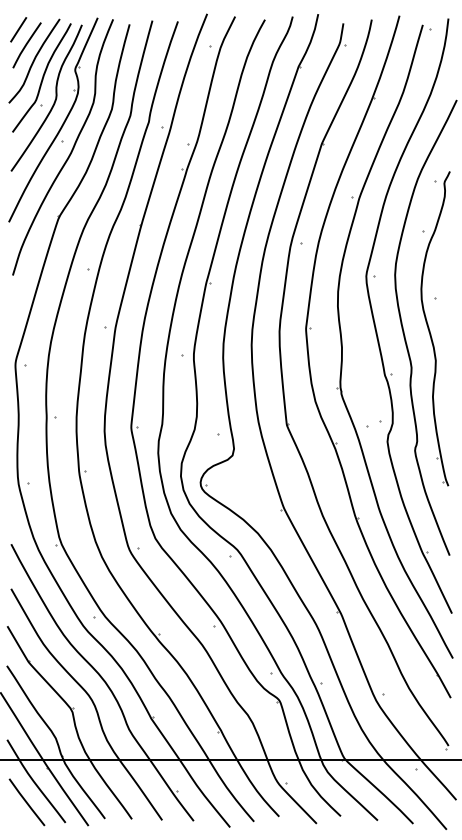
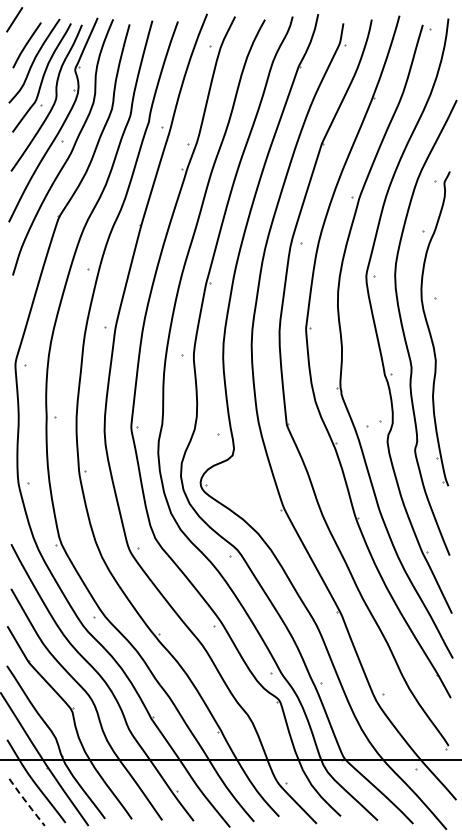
line position: (18, 29) -> (14, 19) (14, 19)
line: solid -> dashed (26, 802)
